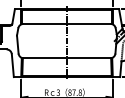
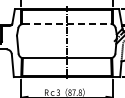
line: solid -> dashed (67, 23)
